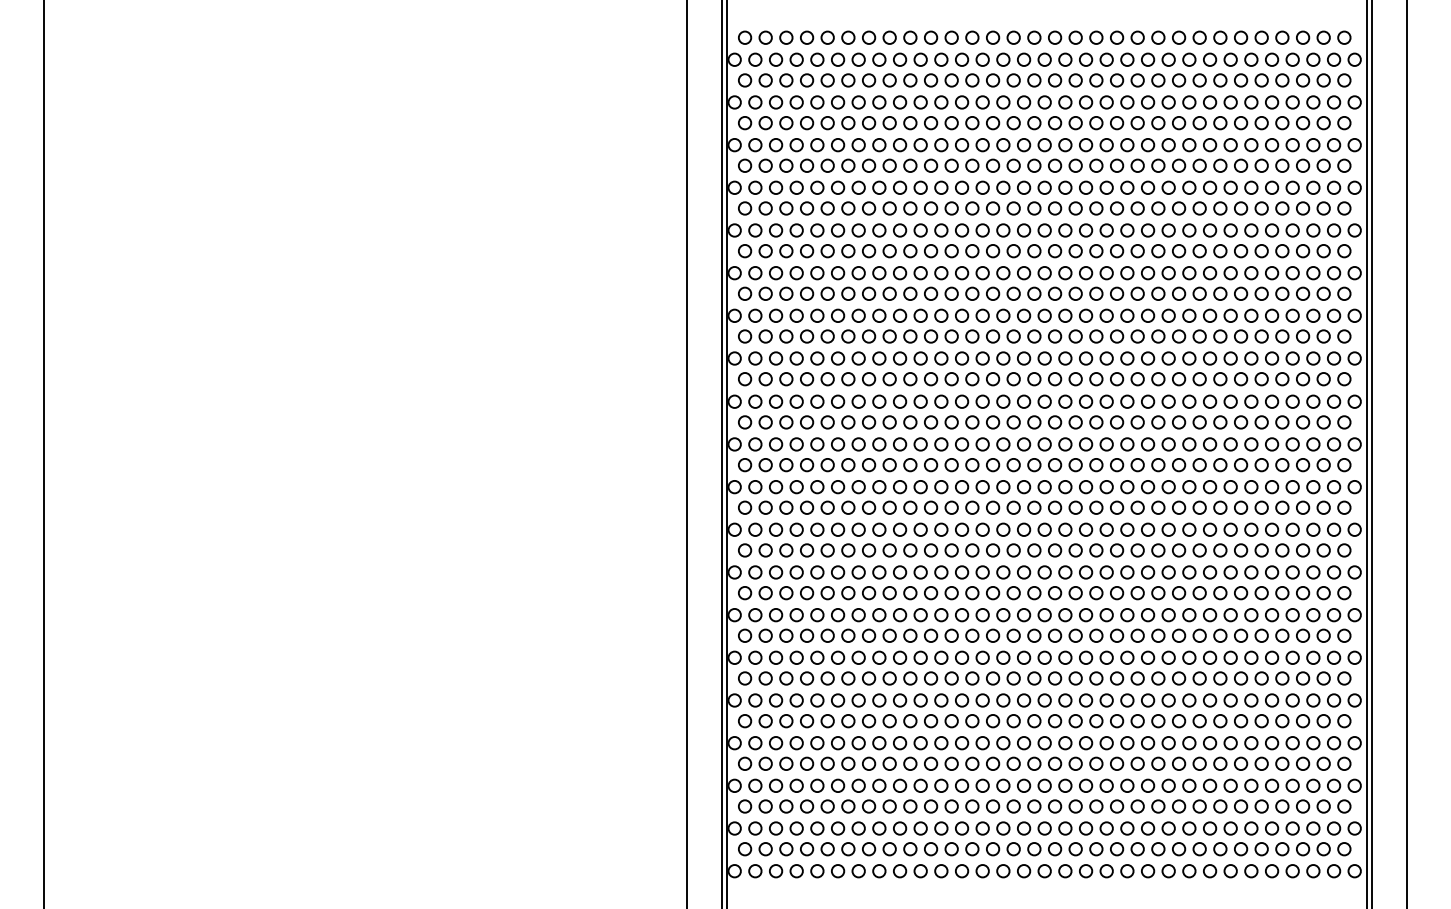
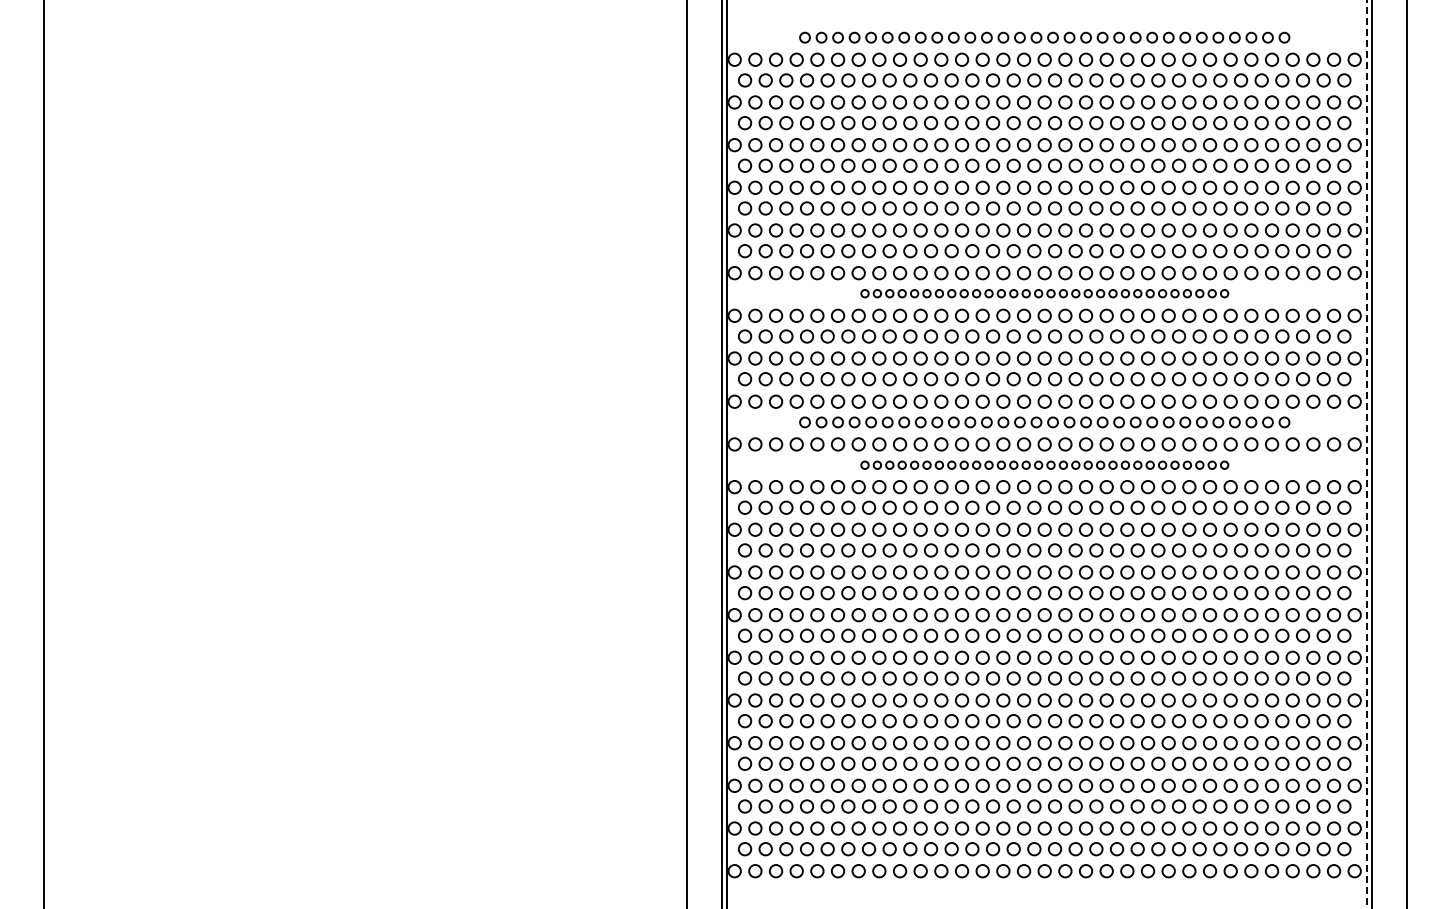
part size: 614x15 px -> 492x13 px (1044, 37)
part size: 614x15 px -> 370x10 px (1044, 293)
part size: 614x15 px -> 492x13 px (1044, 422)
line: solid -> dashed (1367, 454)
part size: 614x15 px -> 370x10 px (1044, 464)
